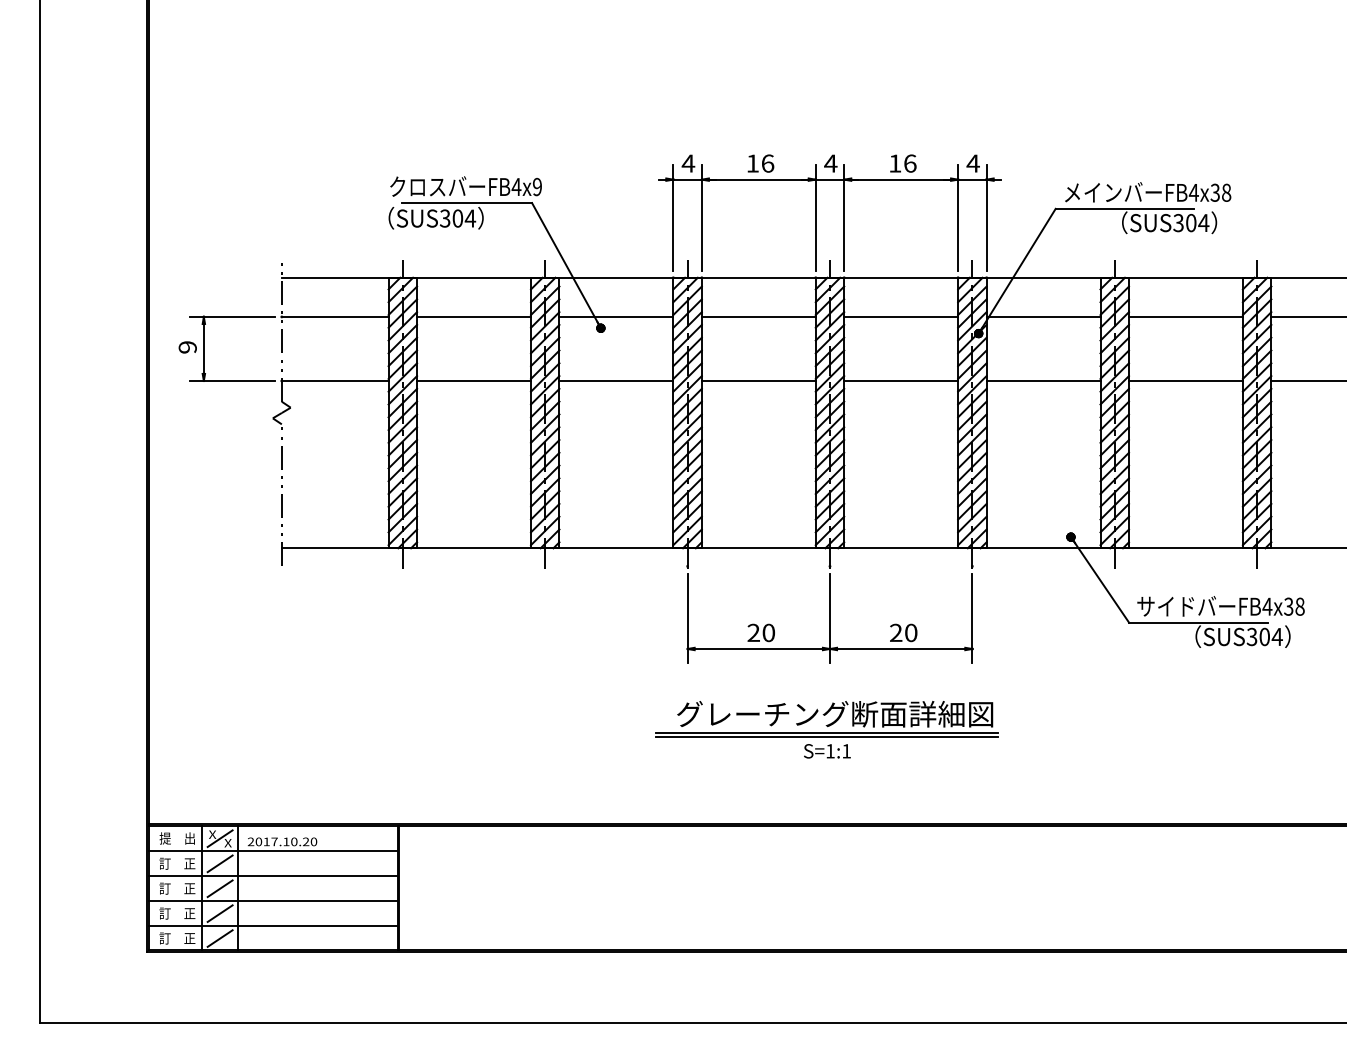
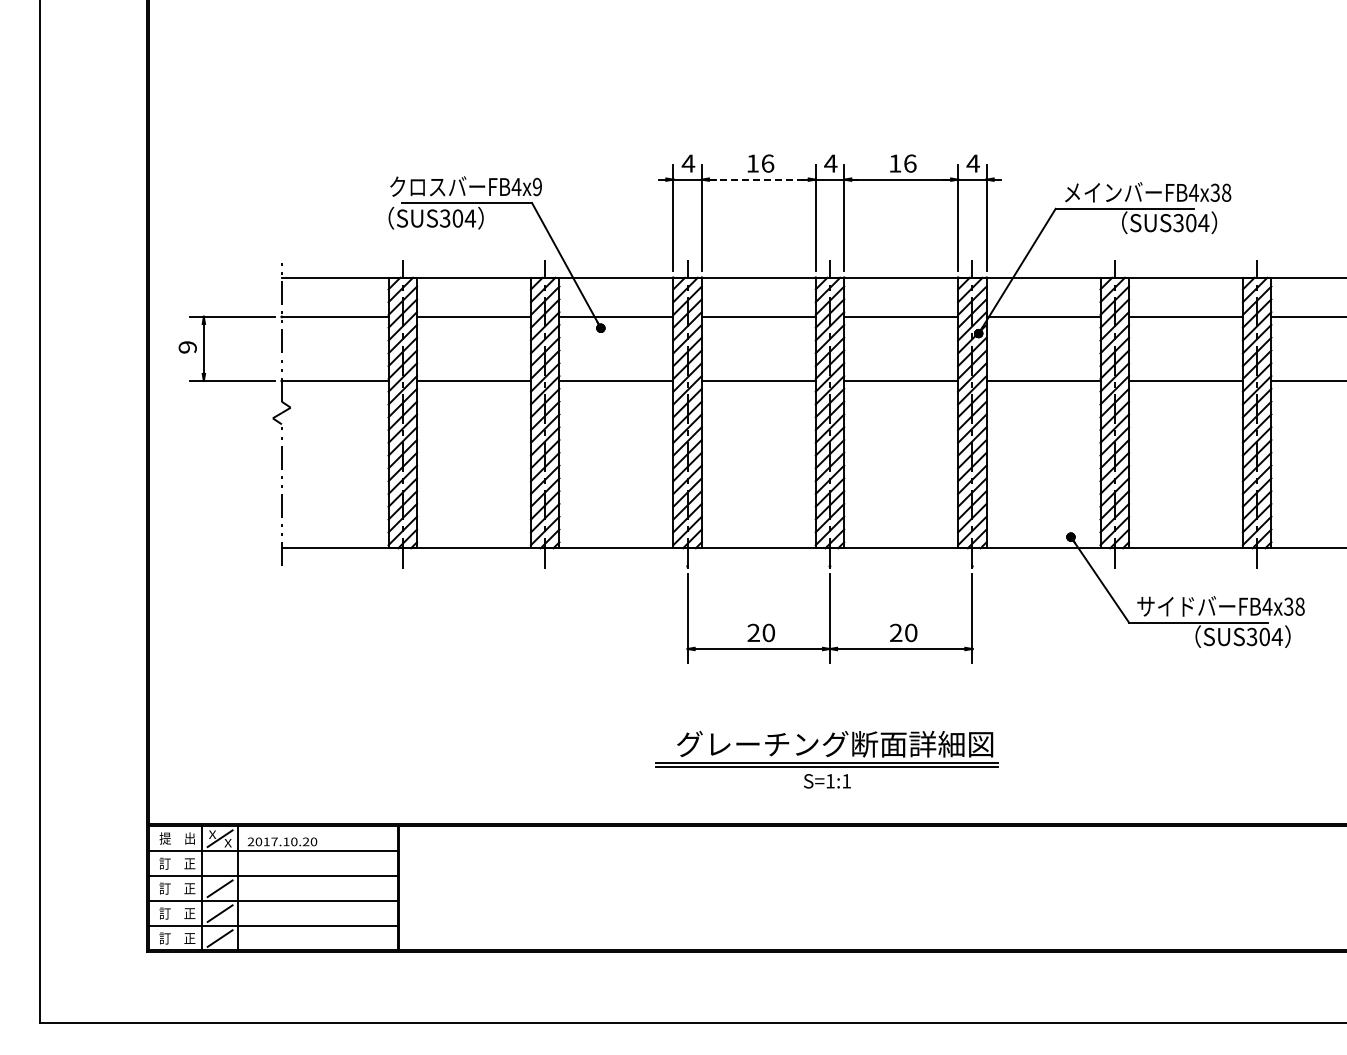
line: solid -> dashed (758, 179)
part position: (826, 729) -> (826, 759) (826, 759)
line: present -> none (219, 863)
